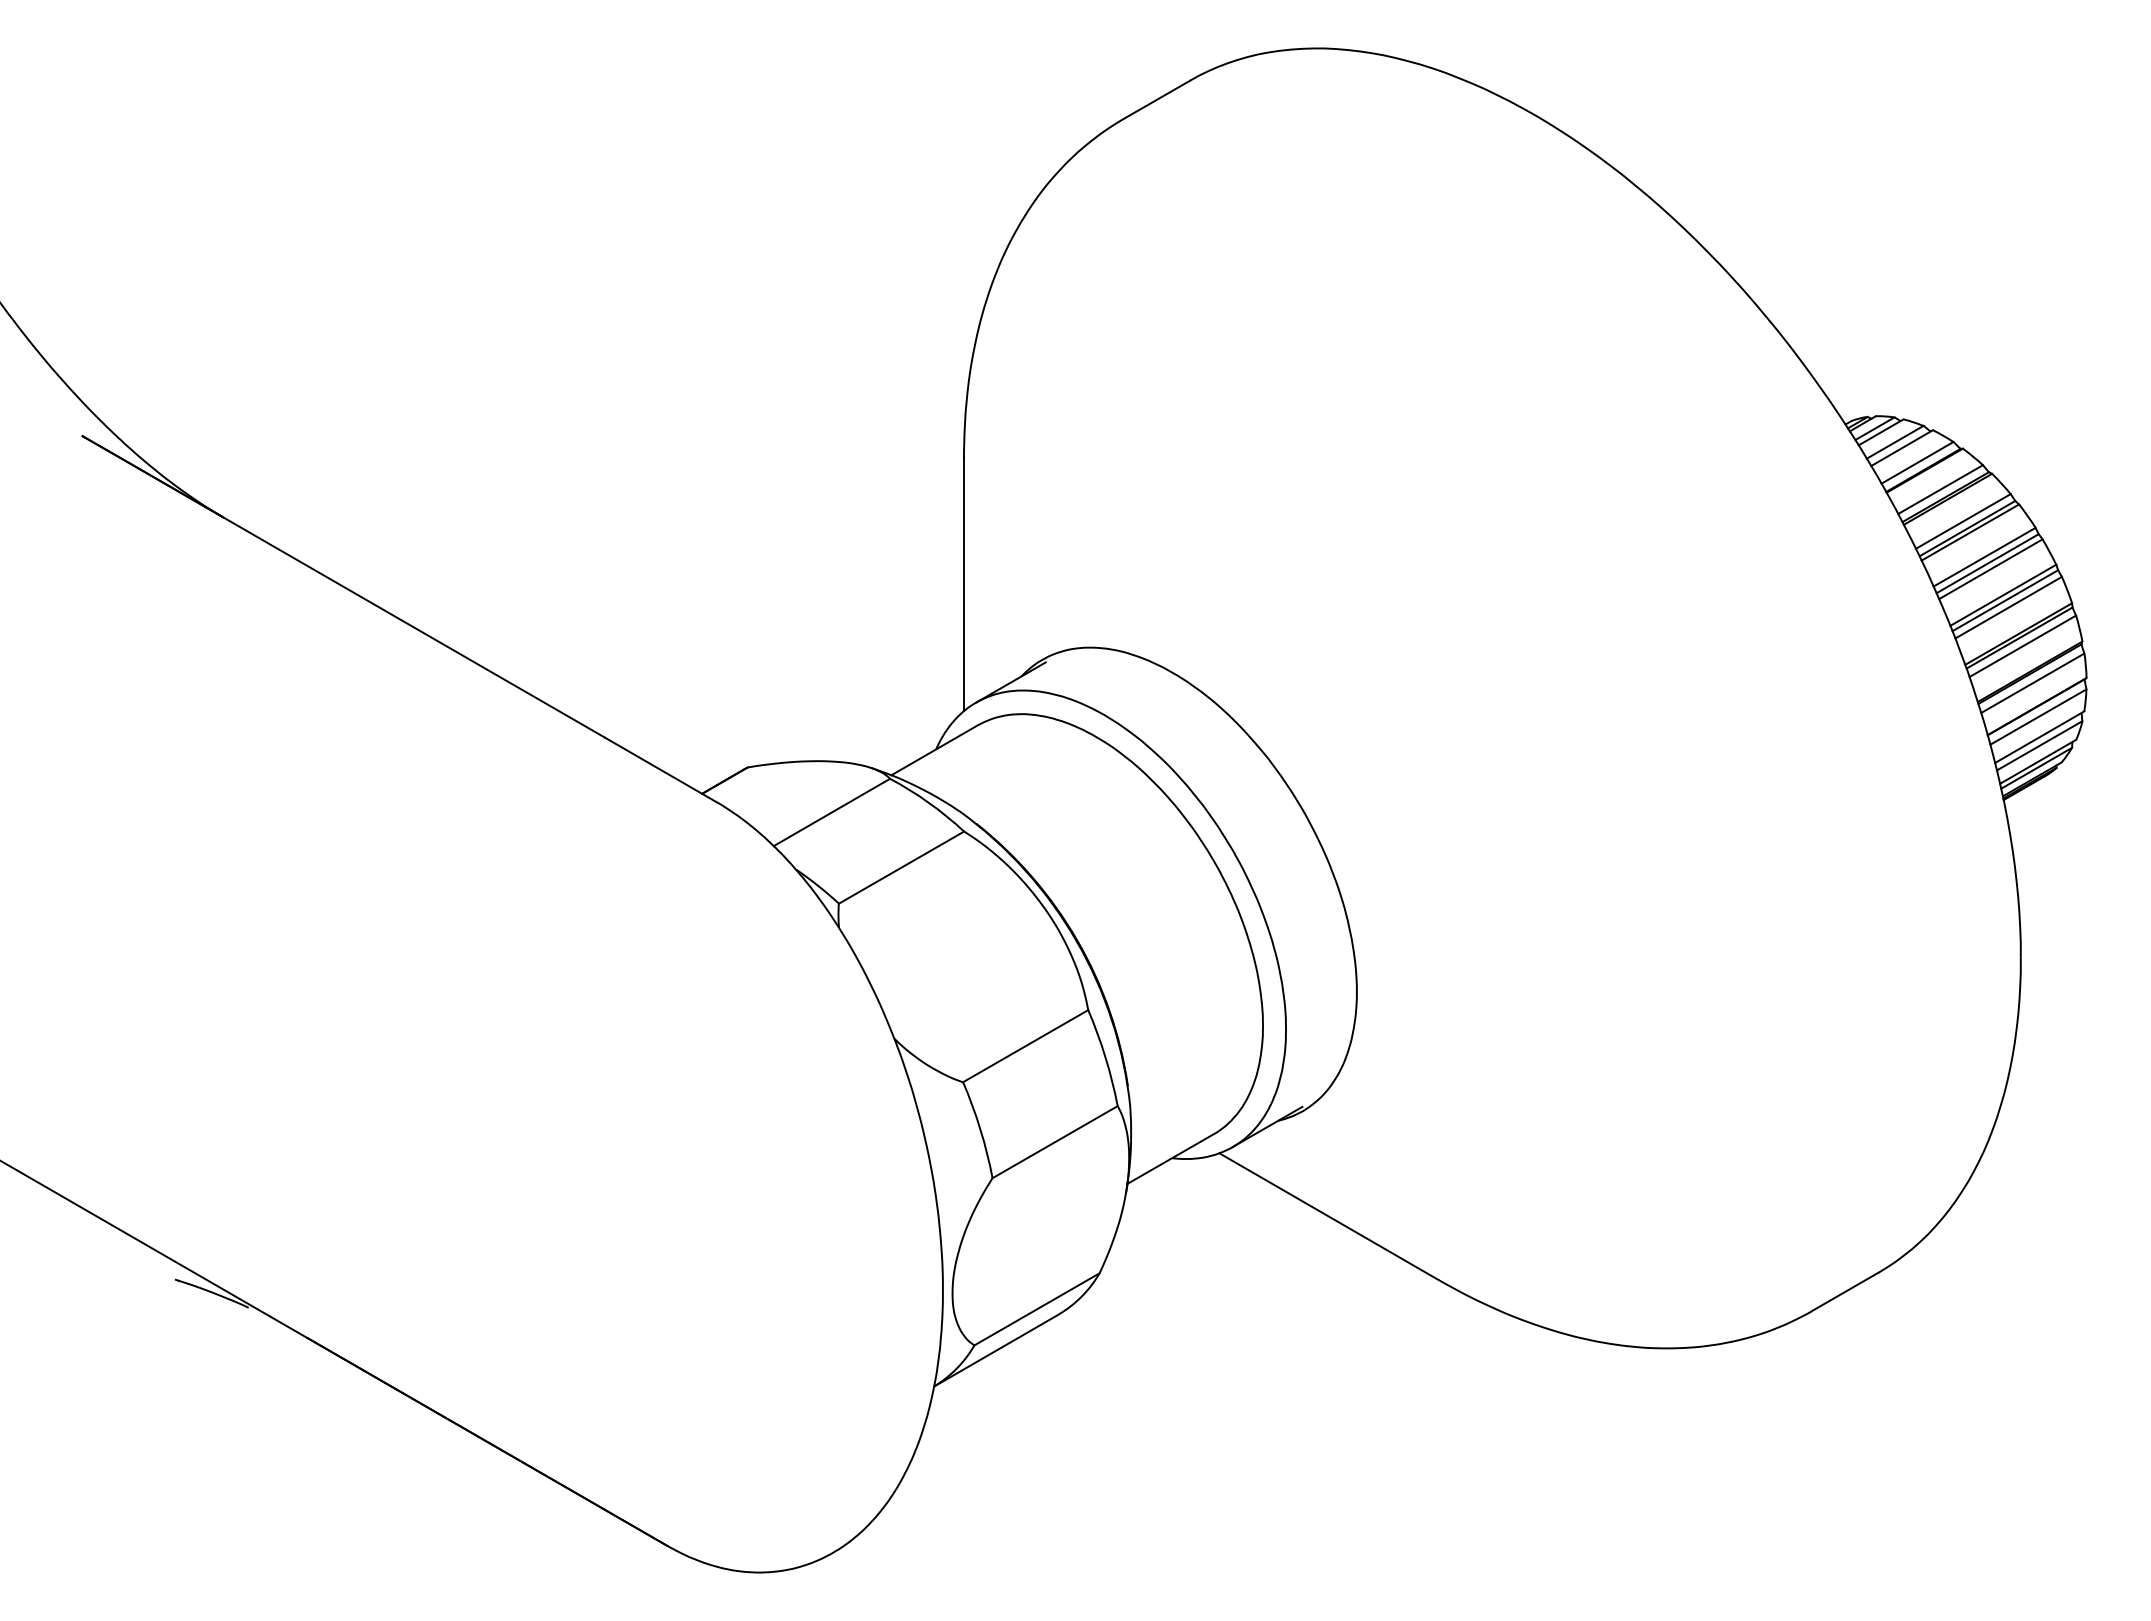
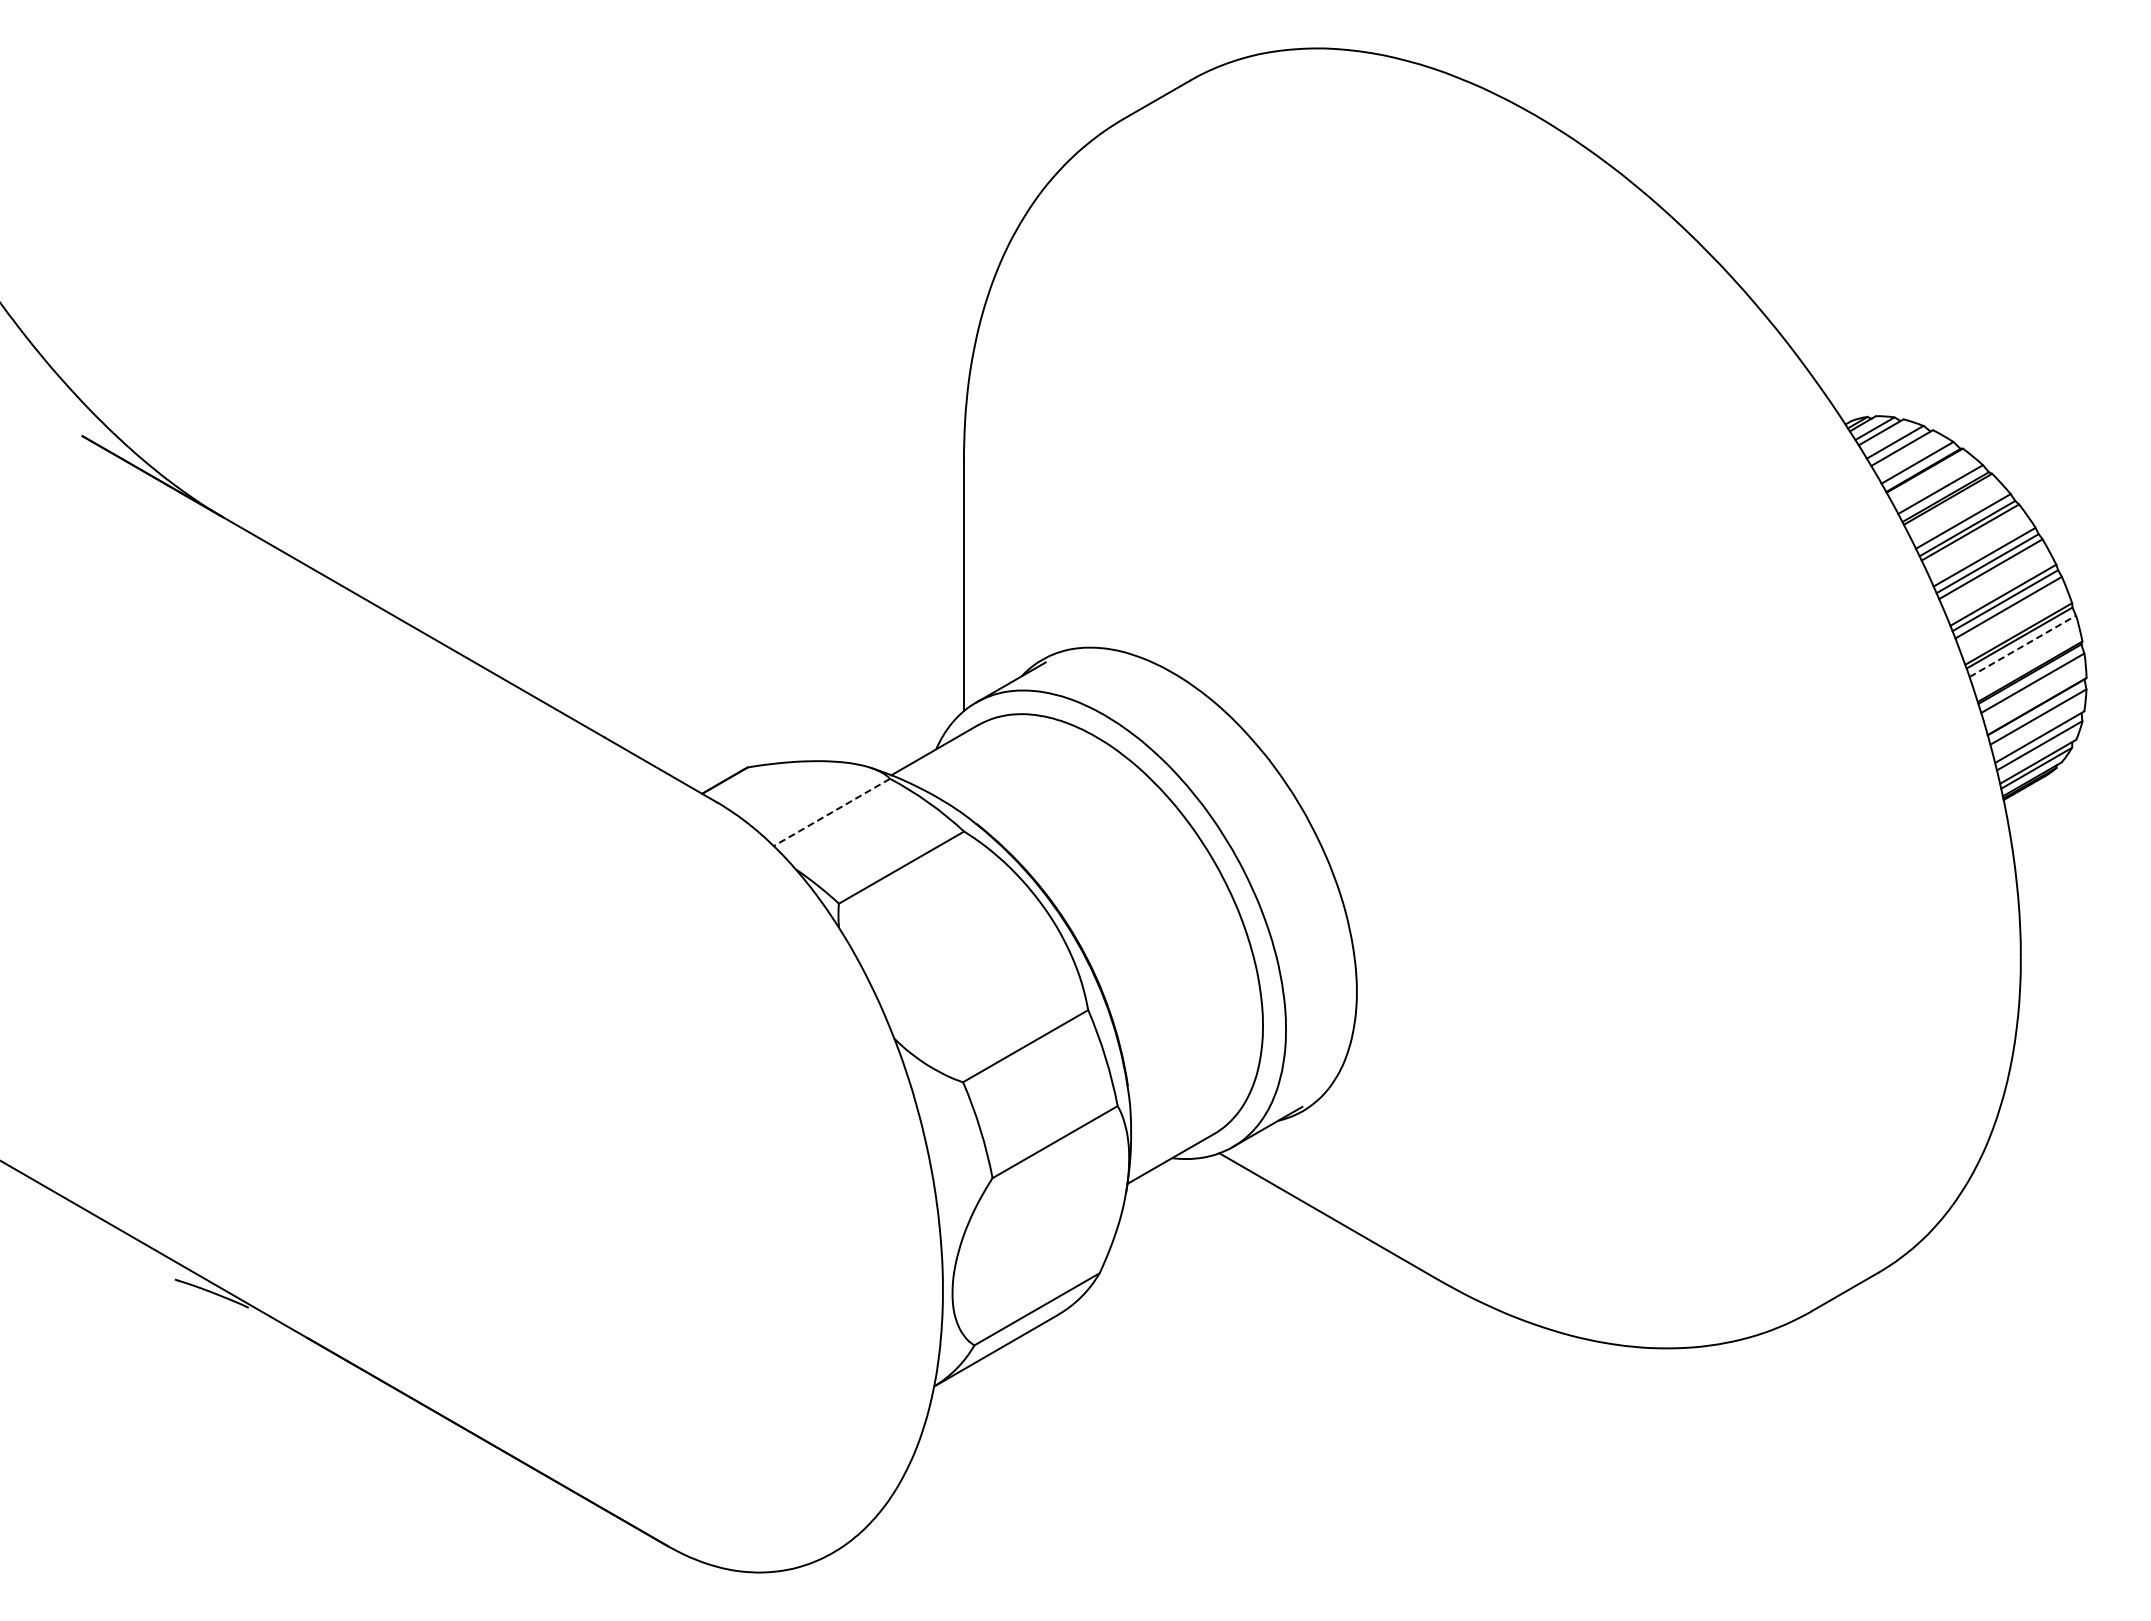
line: solid -> dashed (2023, 646)
line: solid -> dashed (831, 812)
